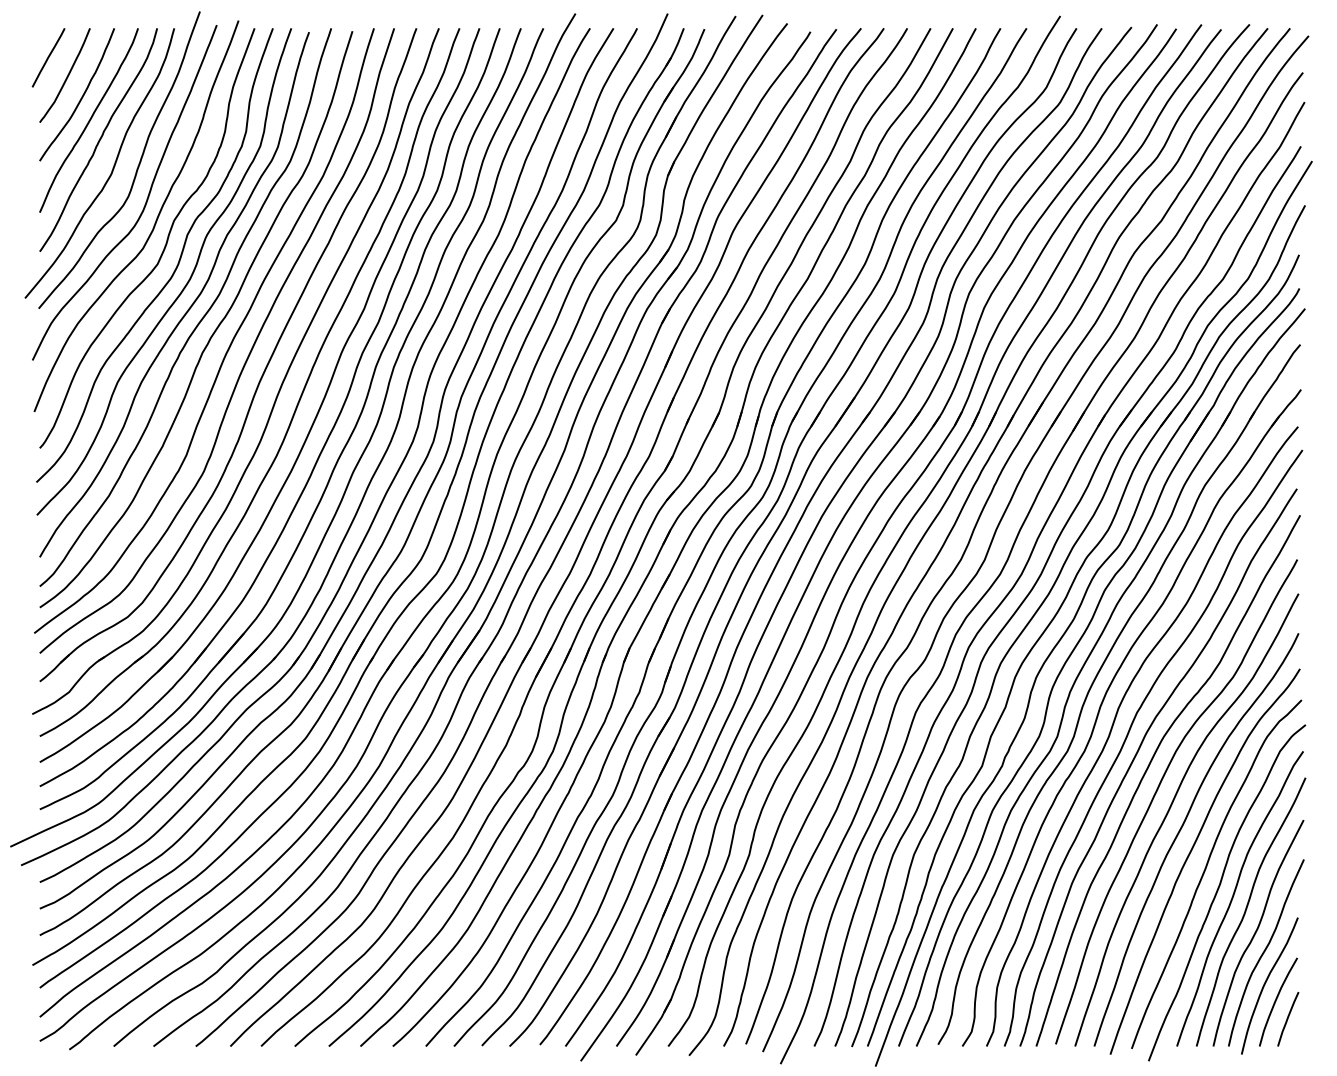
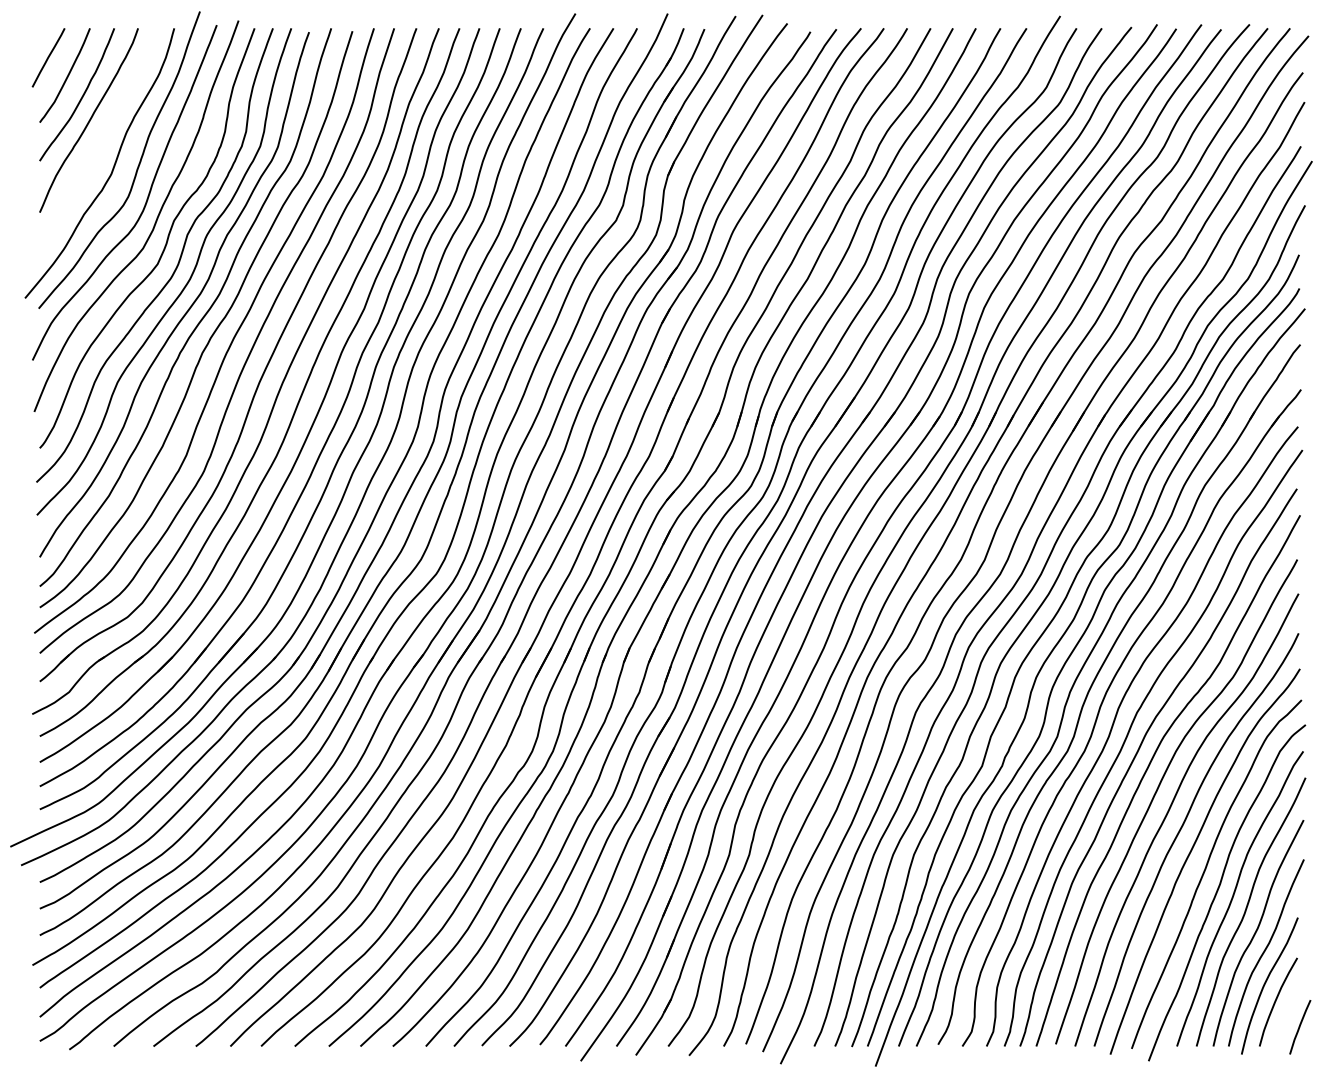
curve: present -> none (99, 139)
curve position: (1288, 1019) -> (1300, 1027) (1300, 1027)
